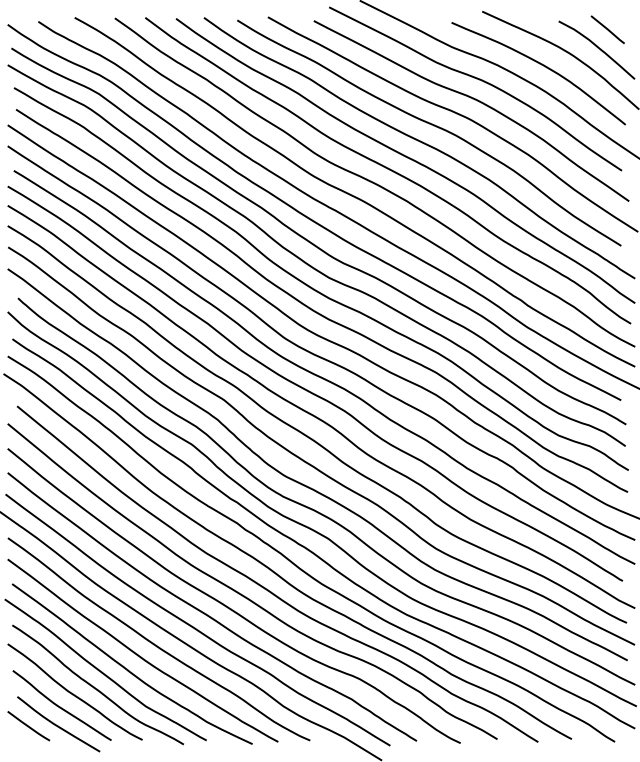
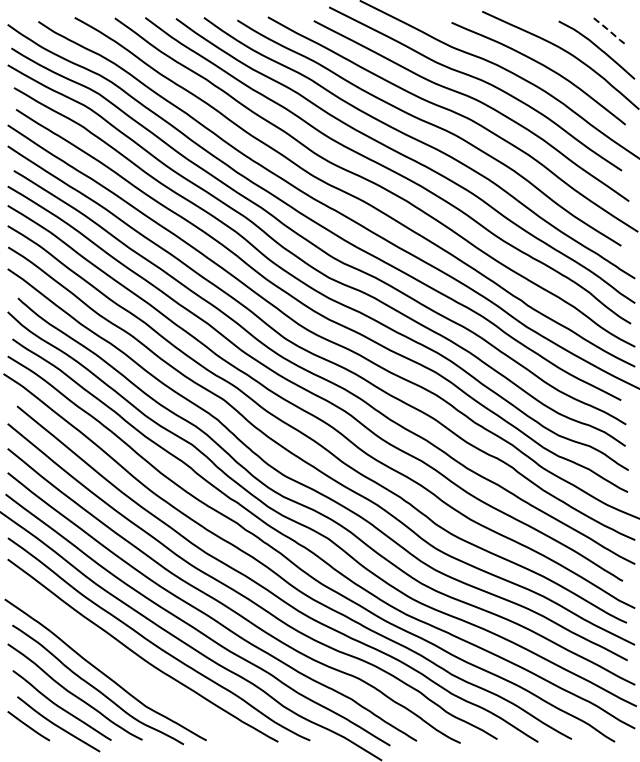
line: solid -> dashed (608, 29)
curve: present -> none (127, 668)
